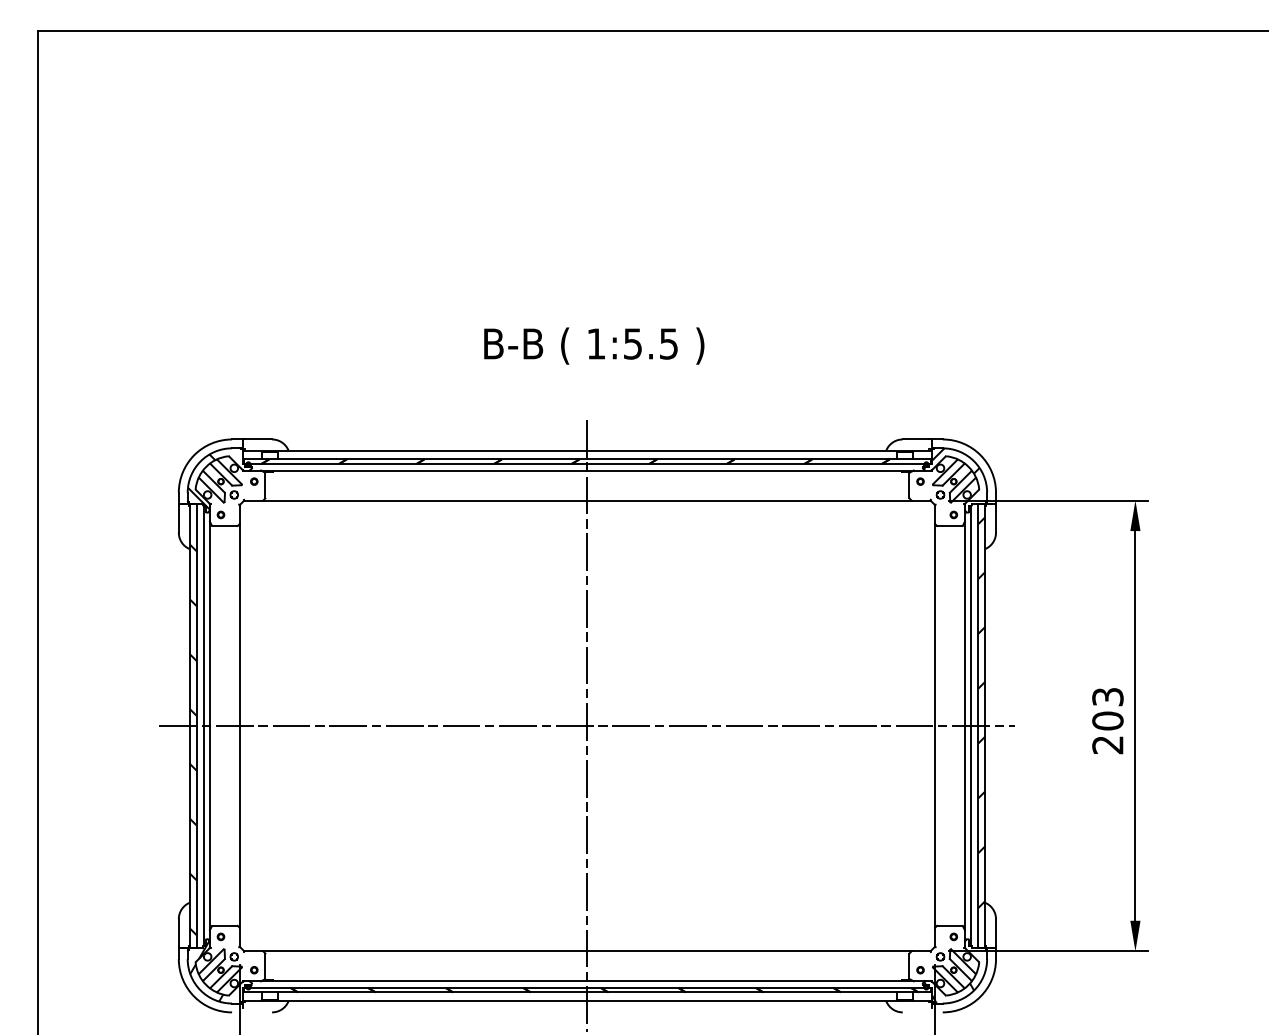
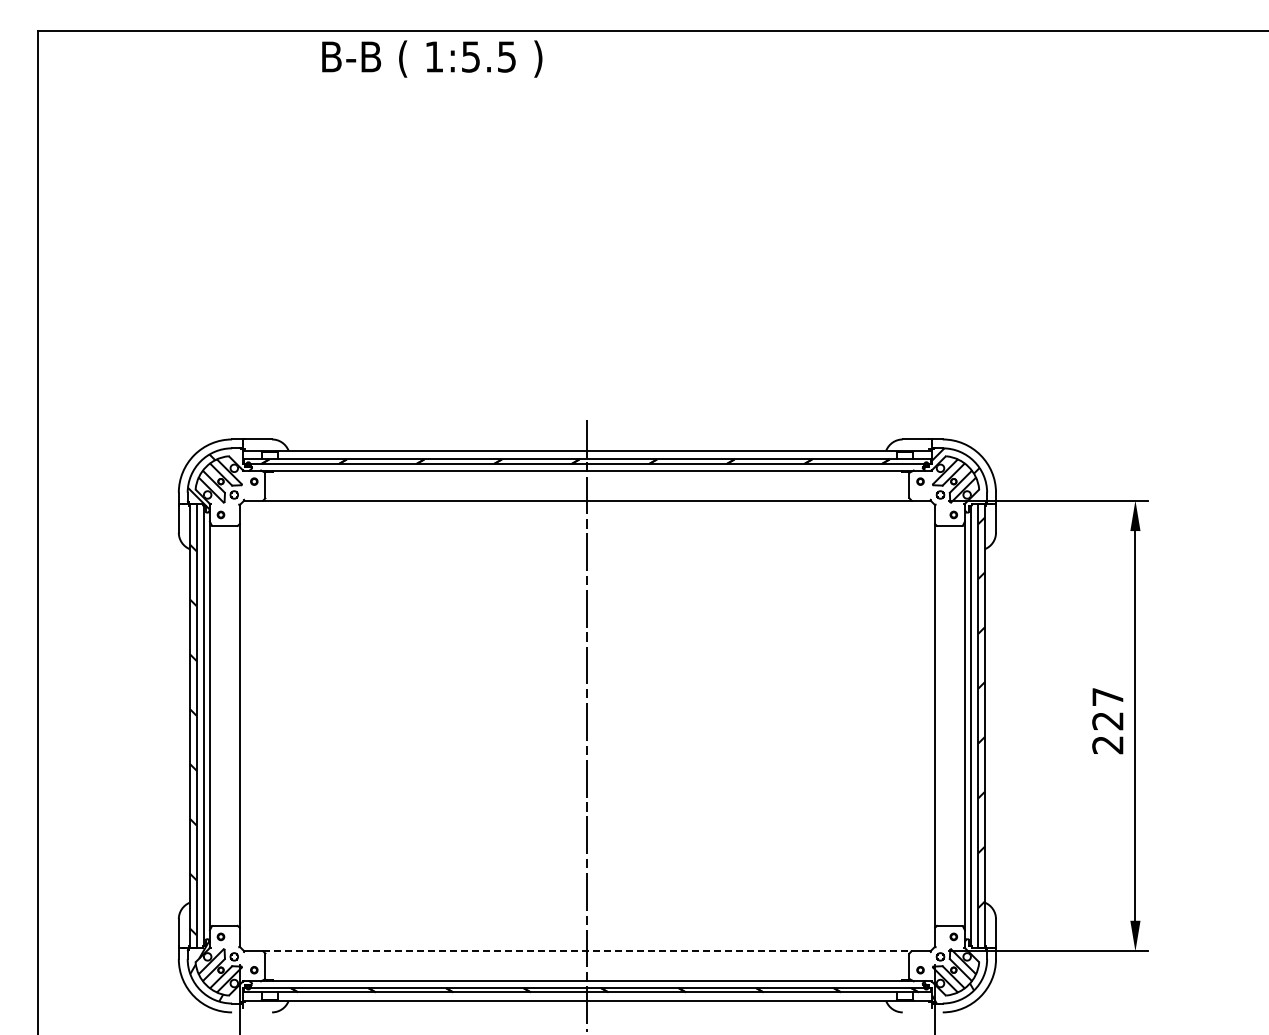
text position: (594, 345) -> (432, 58) (432, 58)
text: 203 -> 227 (1107, 709)
line: present -> none (587, 725)
line: solid -> dashed (587, 951)
